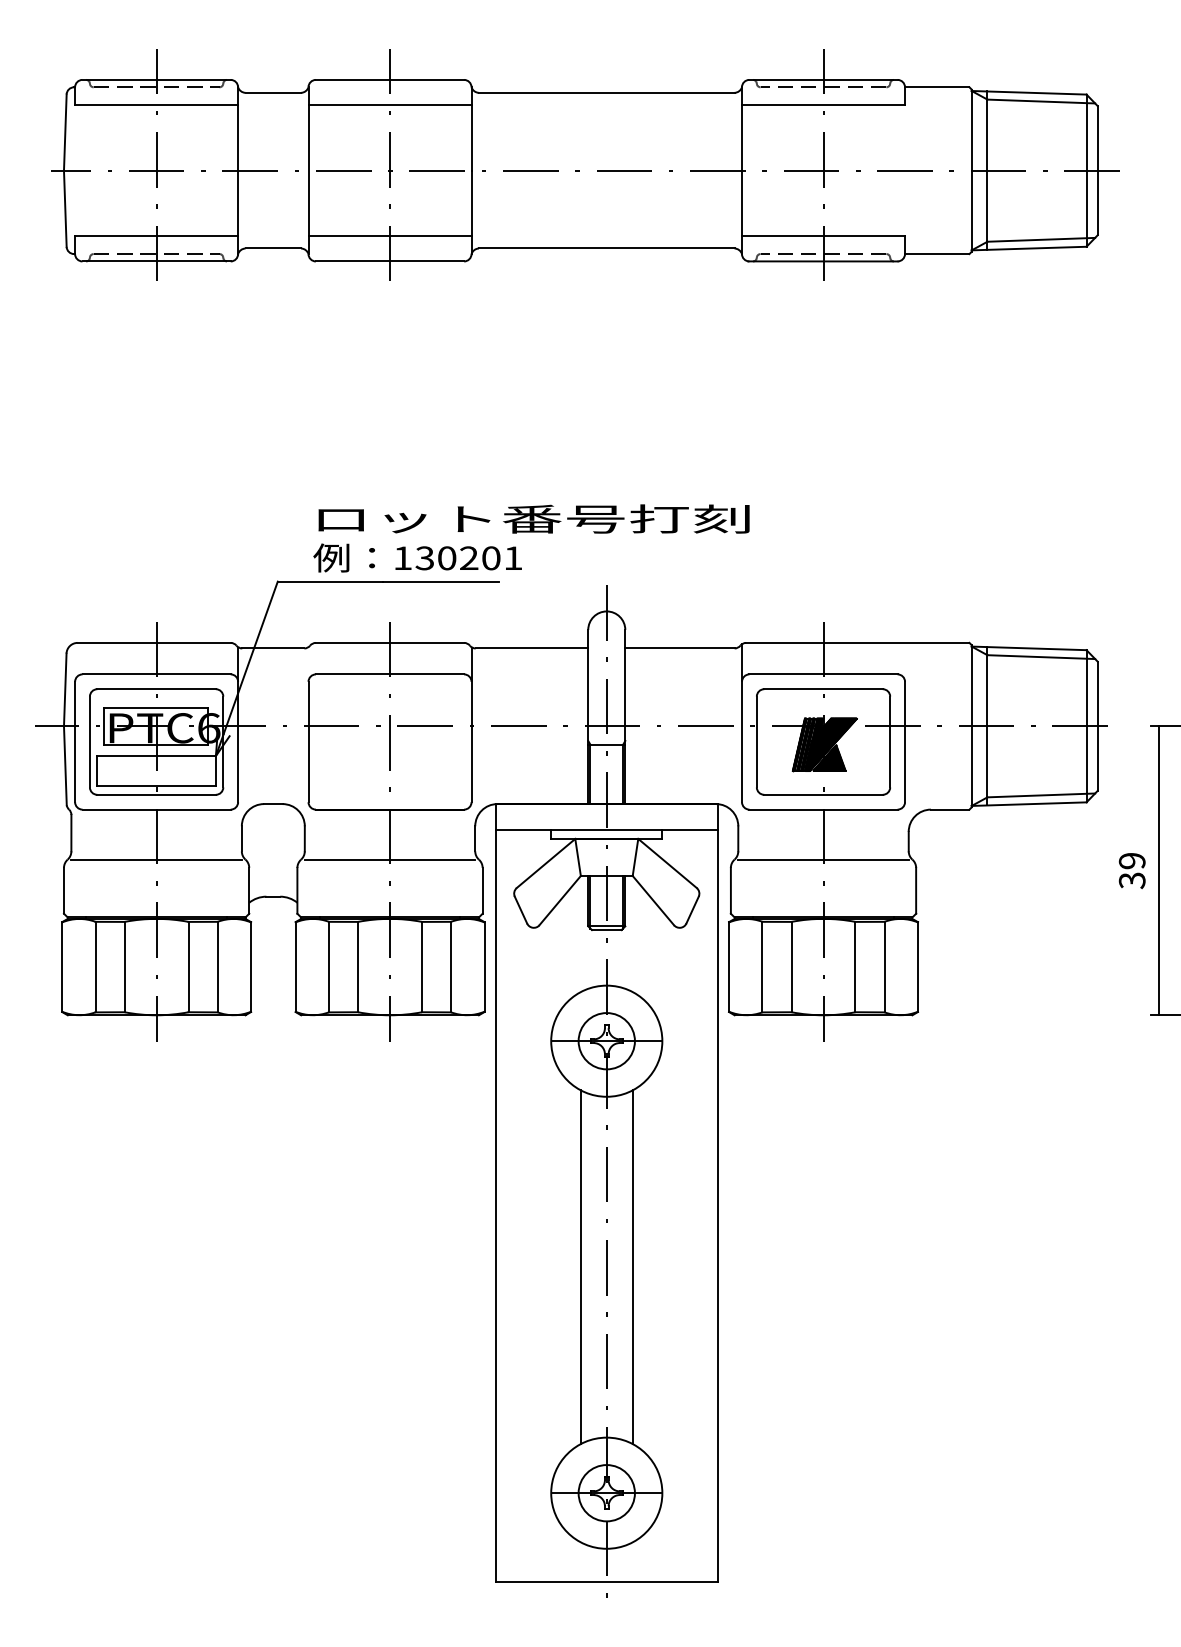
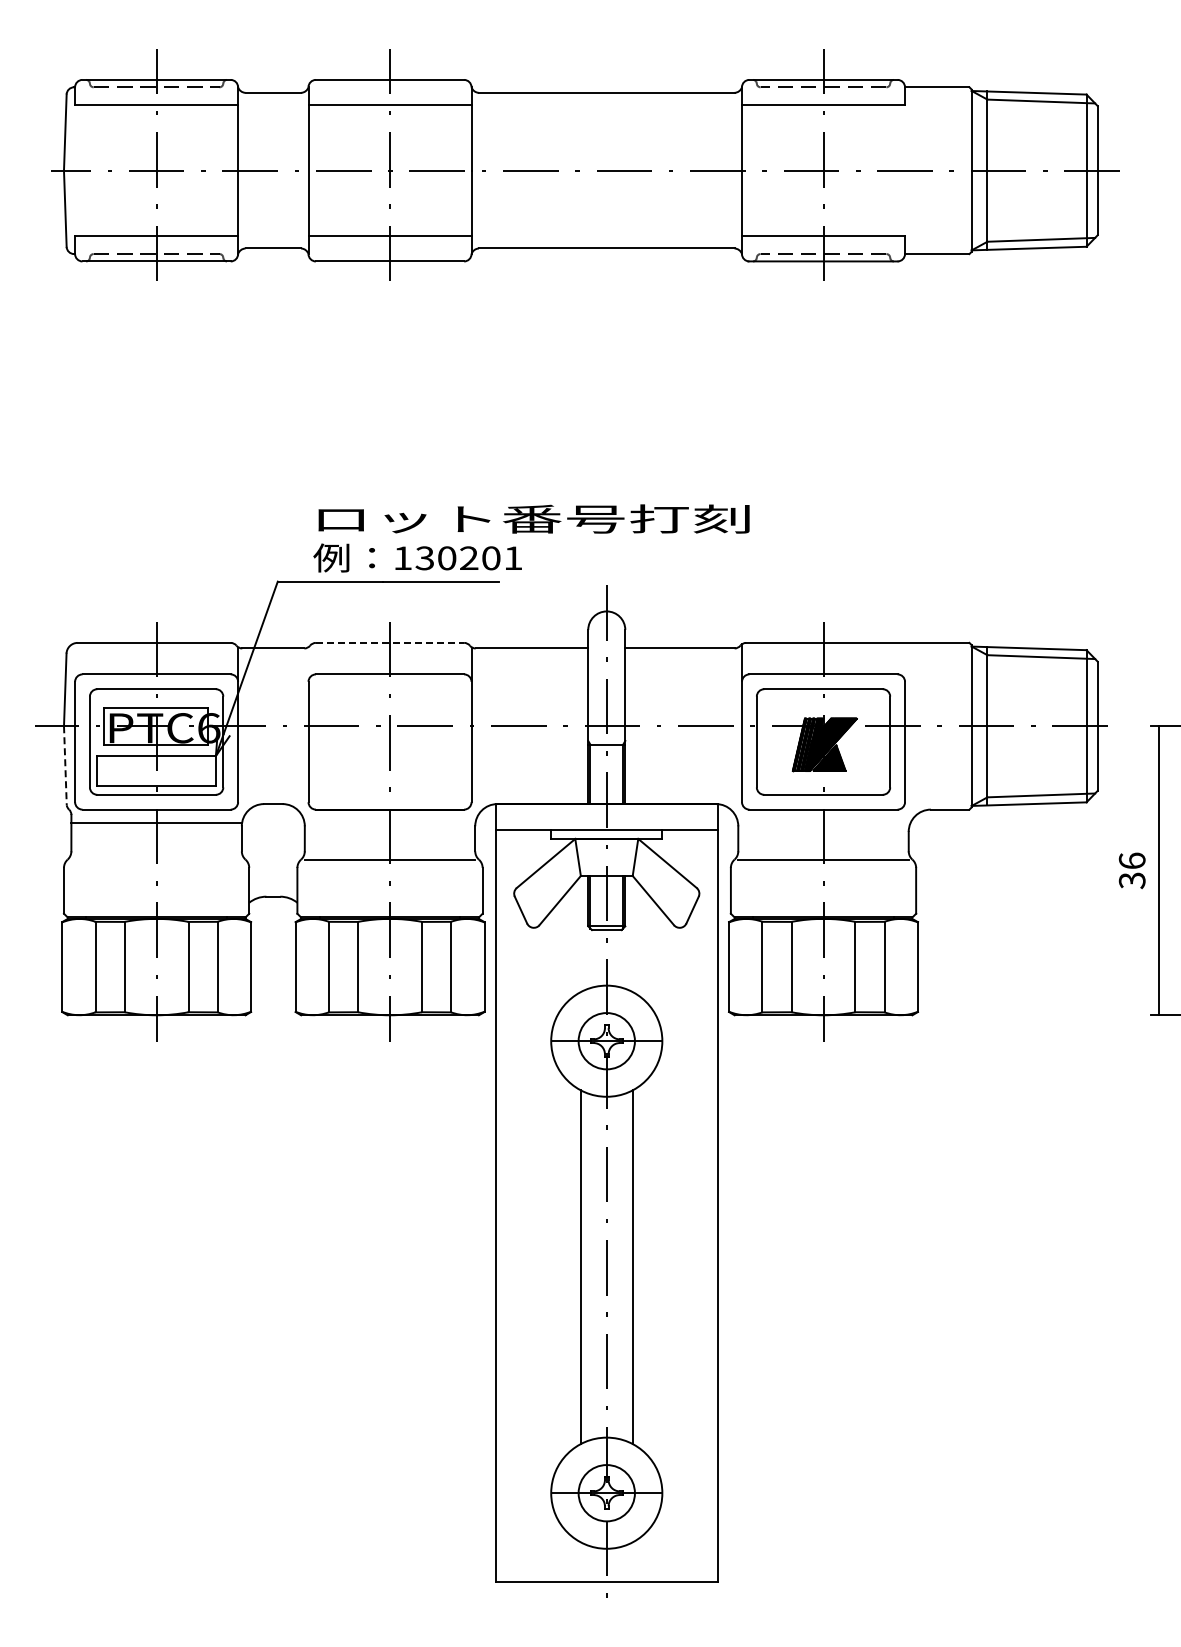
line: solid -> dashed (390, 642)
line: solid -> dashed (65, 765)
line position: (156, 859) -> (156, 822) (156, 822)
text: 39 -> 36 (1131, 860)
